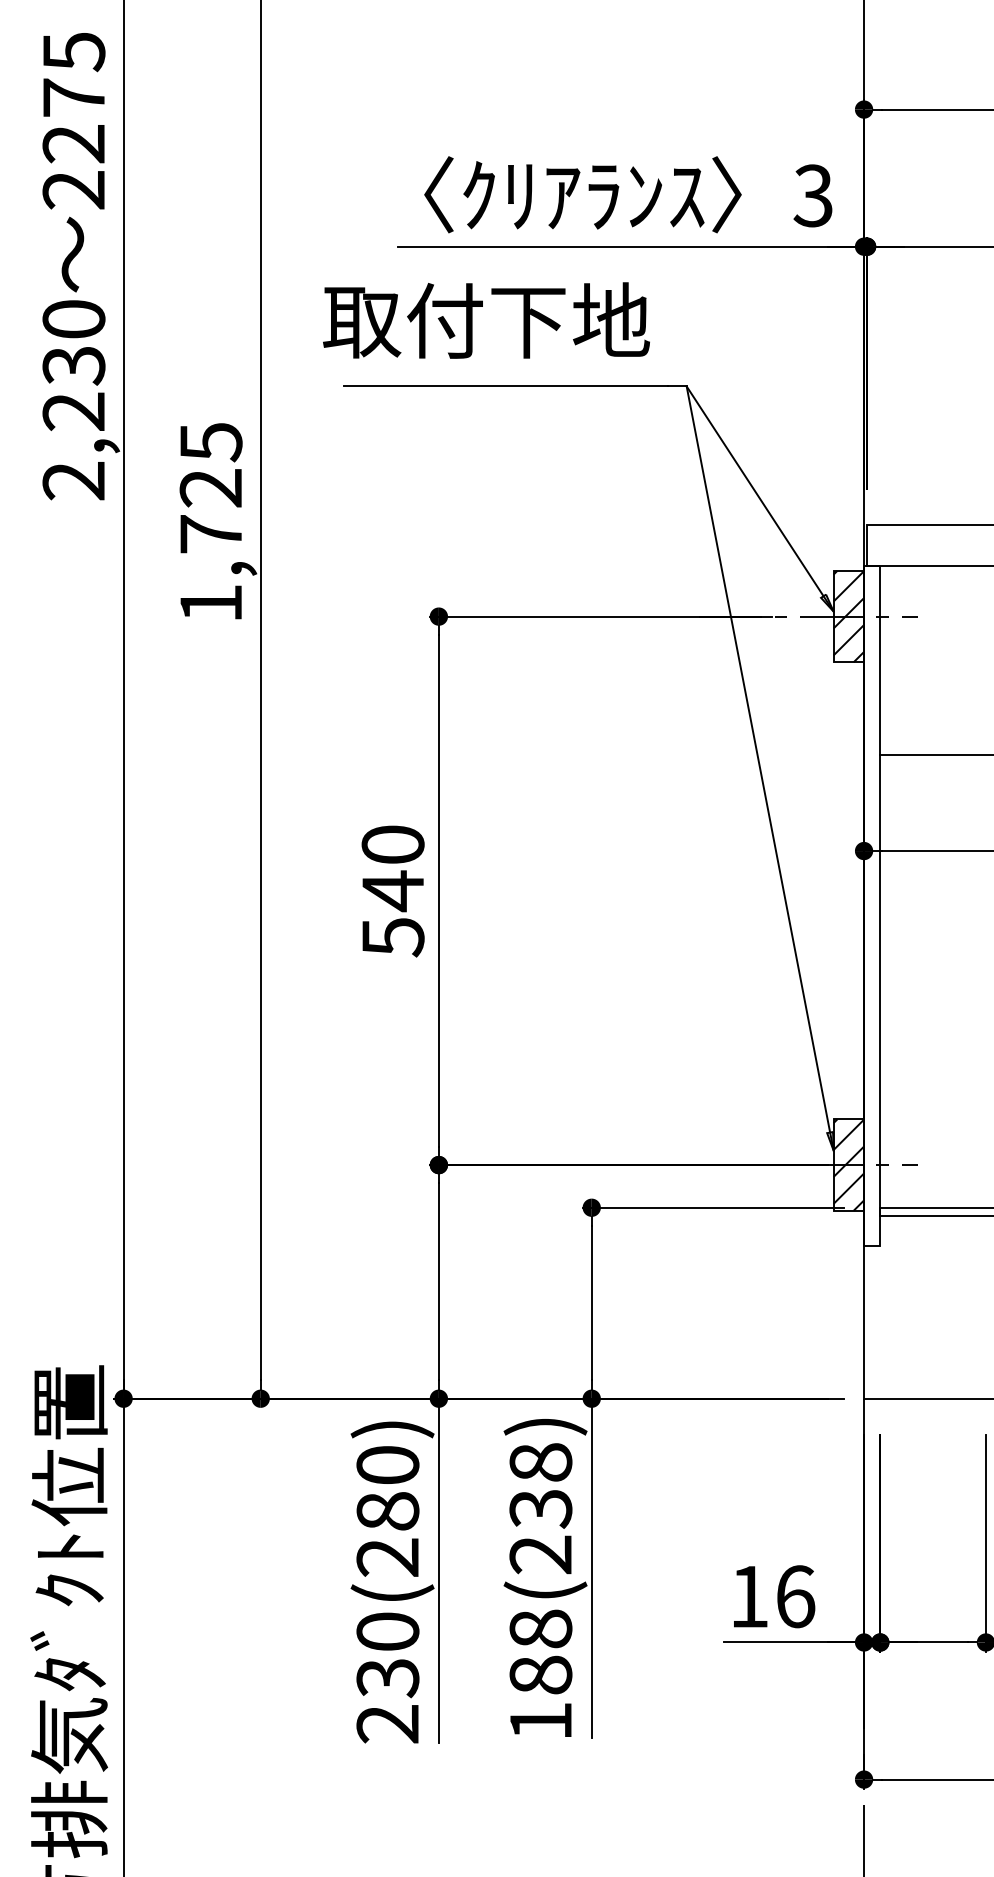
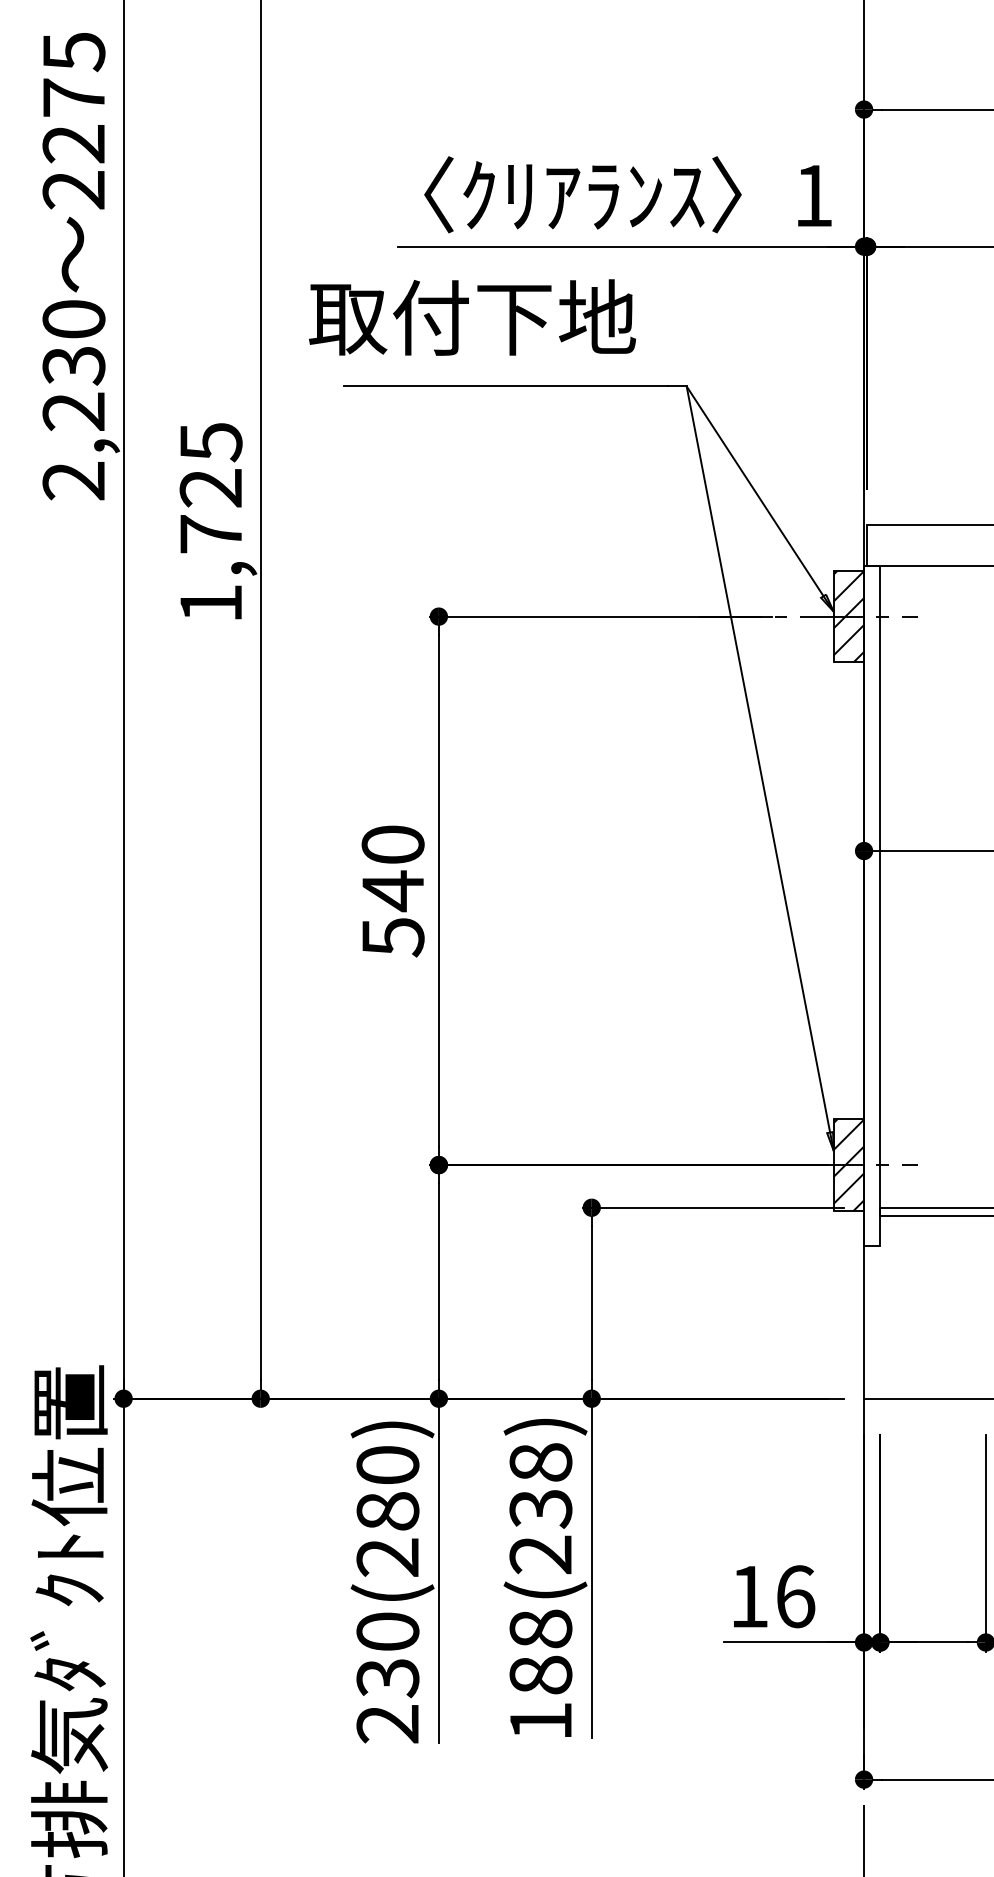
text: 3 -> 1 (812, 195)
text position: (486, 320) -> (472, 317) (472, 317)
line: present -> none (935, 754)
